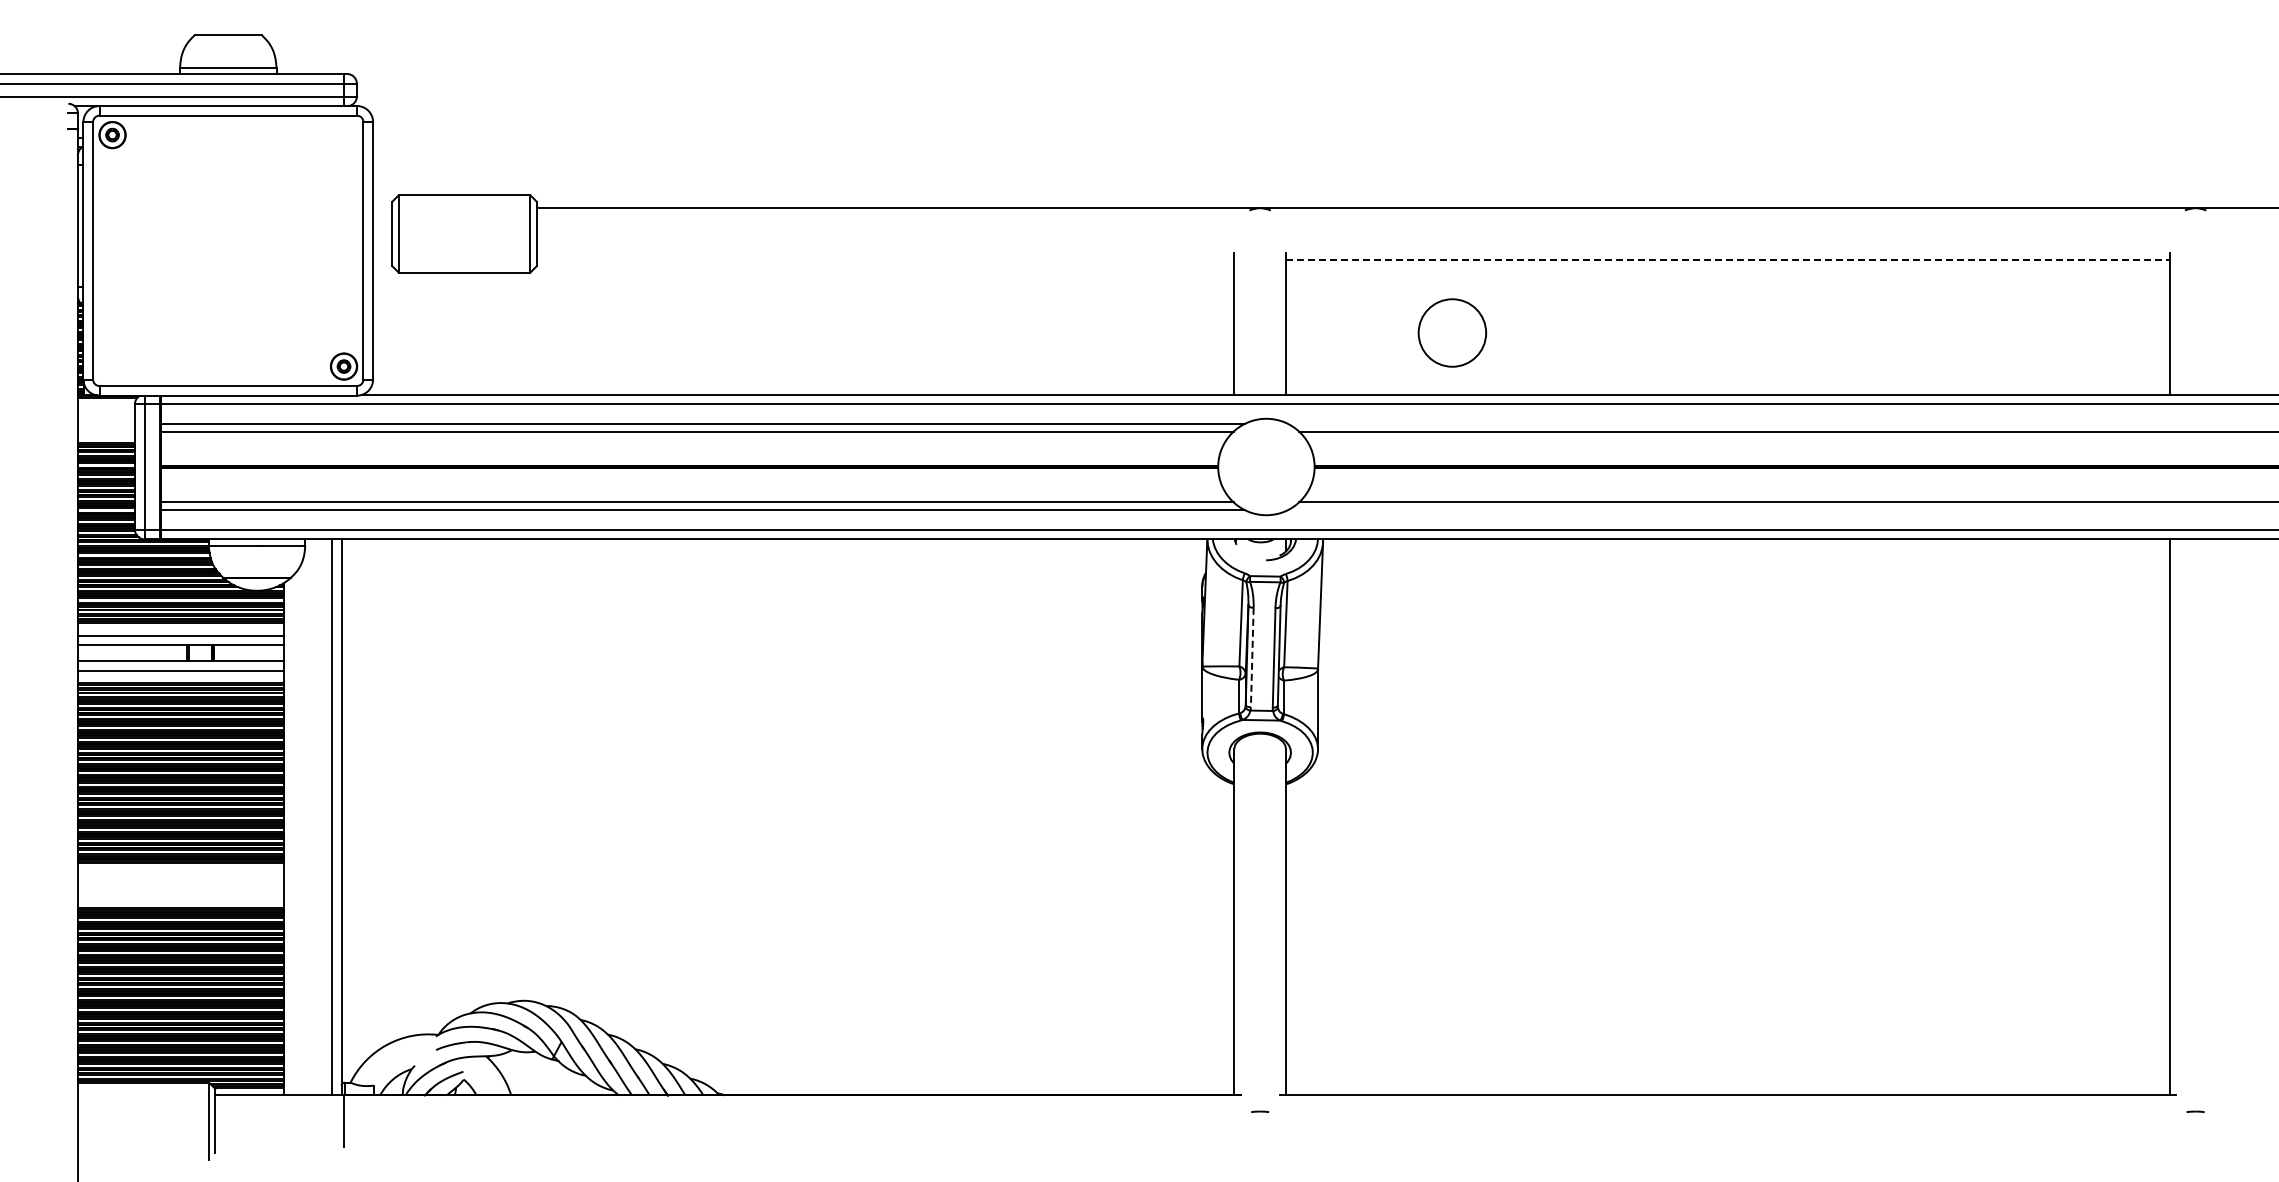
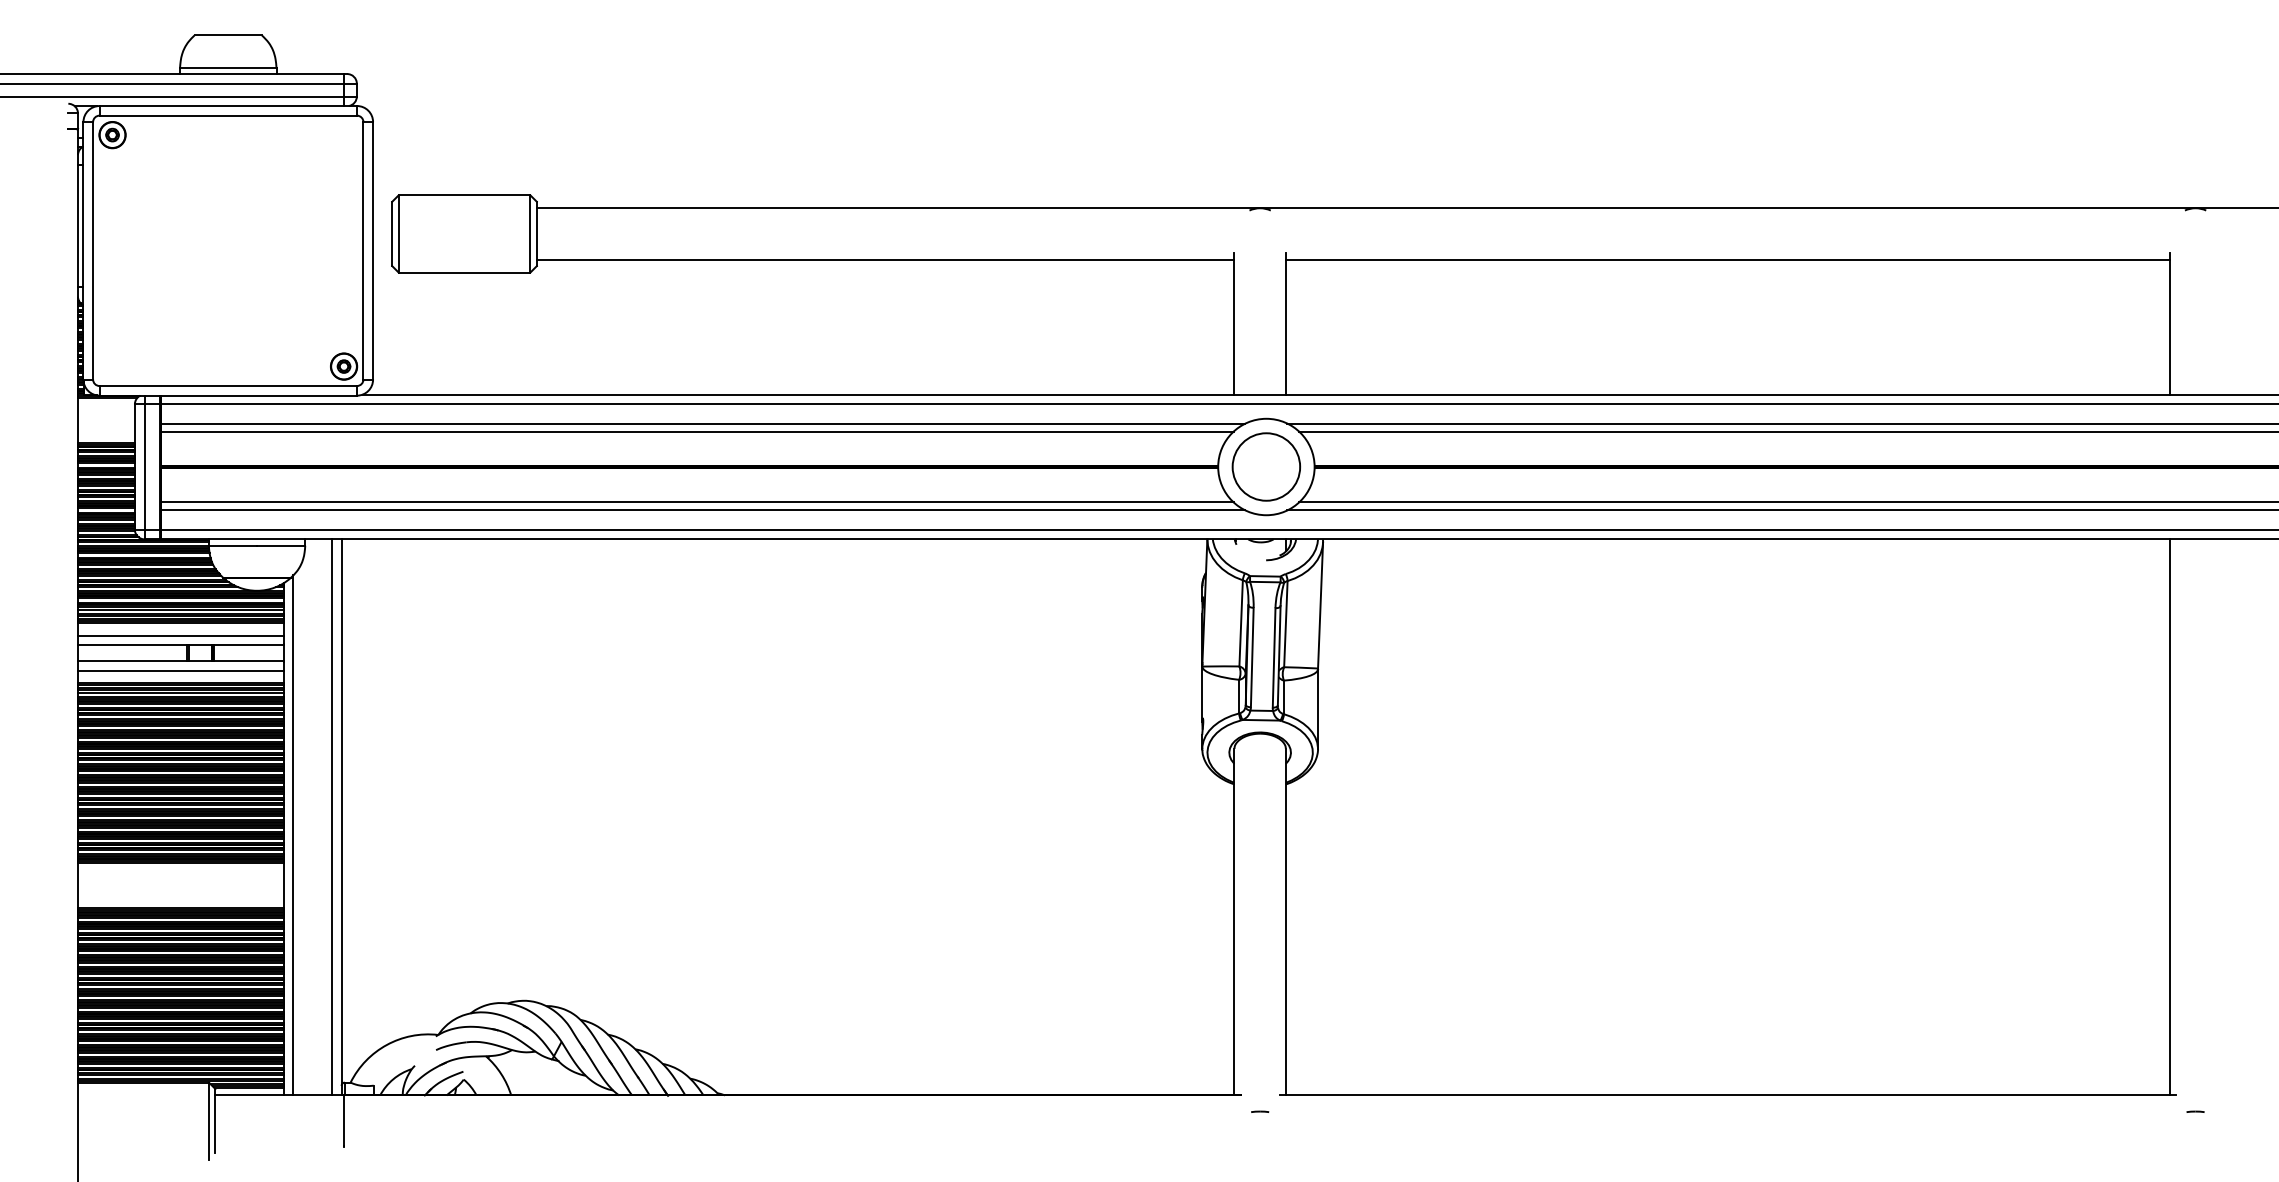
line: none -> present (885, 259)
line: dashed -> solid (1728, 259)
circle position: (1452, 332) -> (1266, 466) (1266, 466)
line: none -> present (1781, 423)
line: none -> present (1781, 510)
line: dashed -> solid (1252, 657)
line: none -> present (293, 835)
